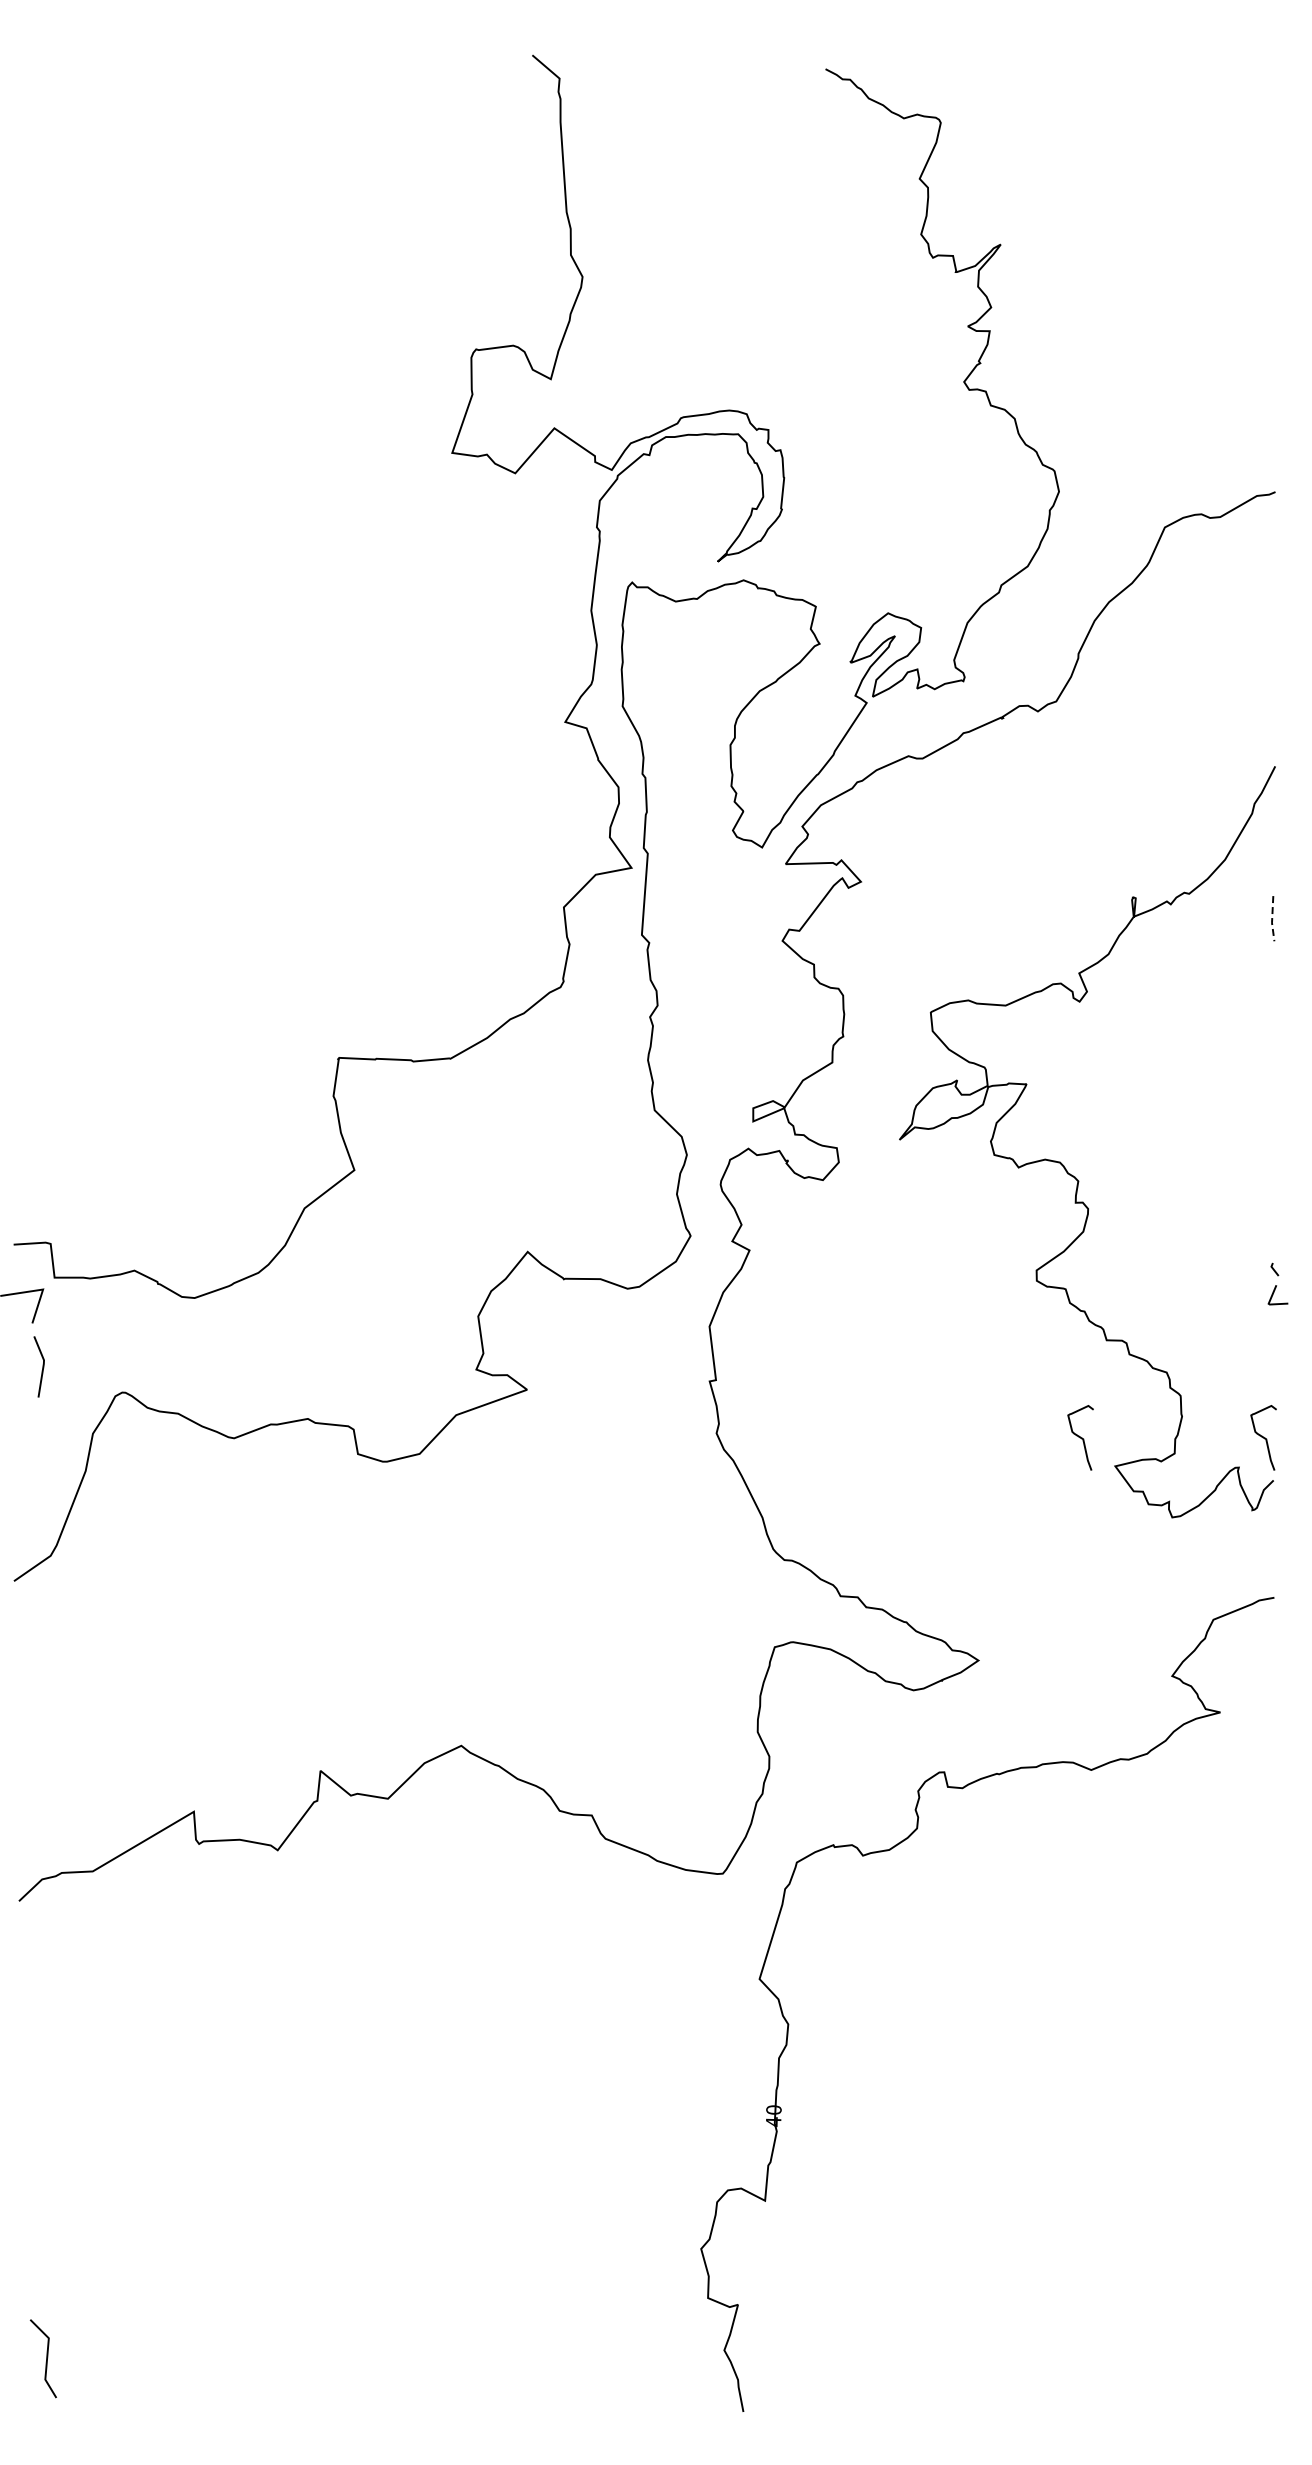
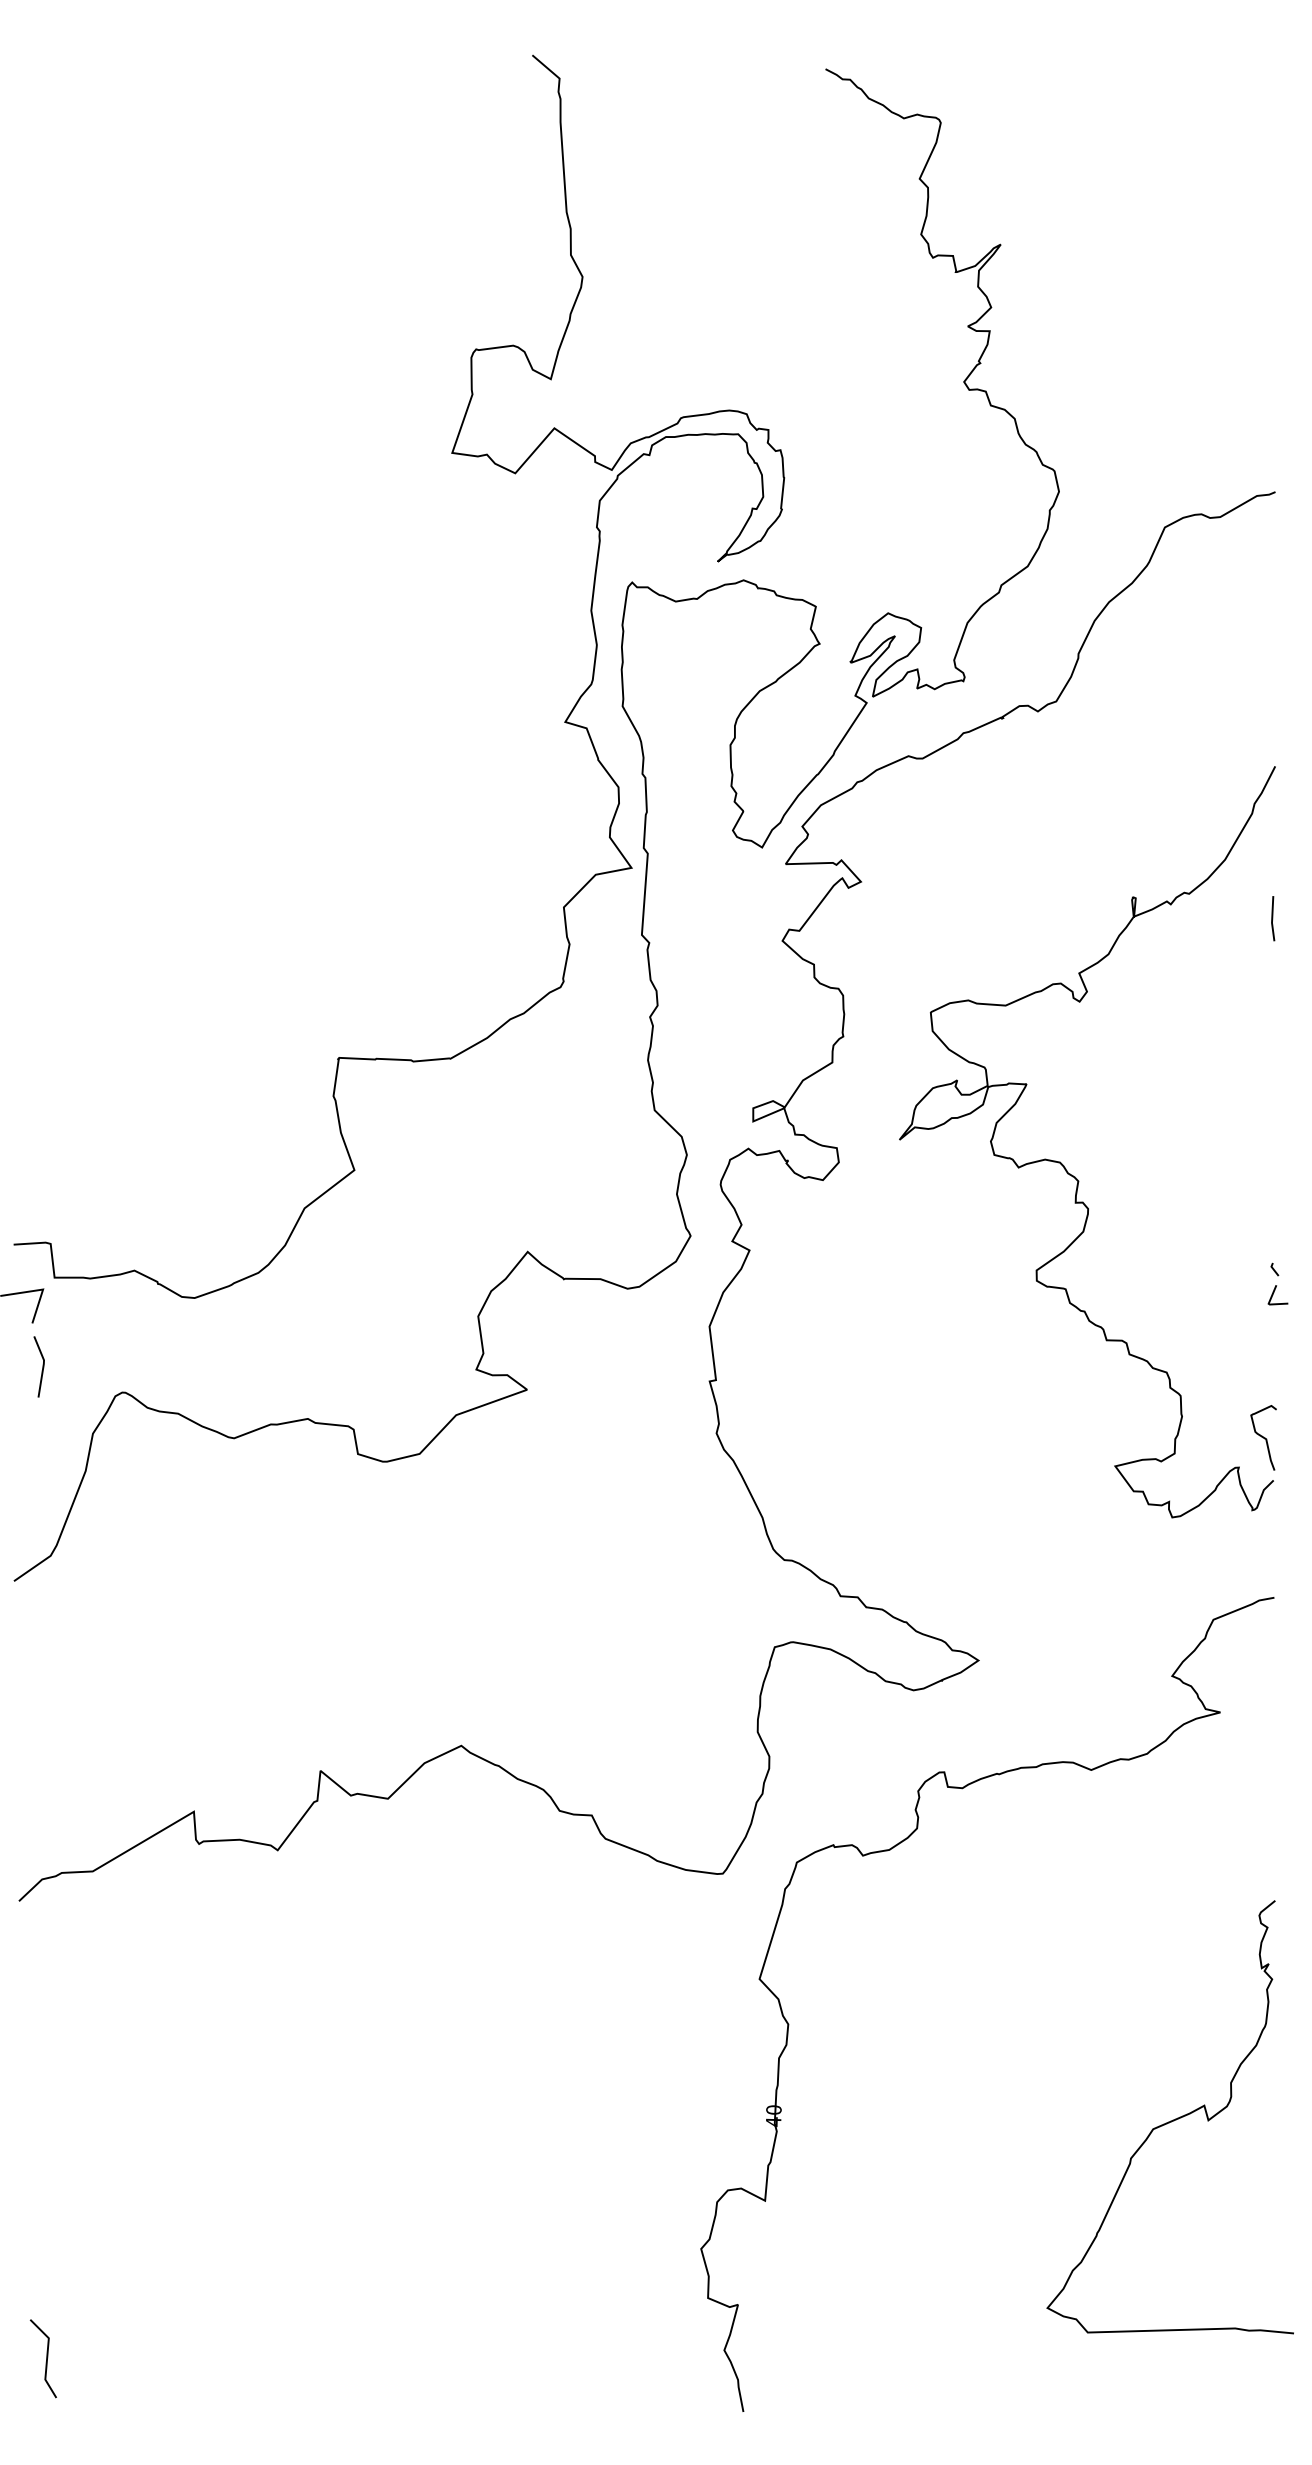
line: dashed -> solid (1272, 919)
curve: present -> none (1080, 1437)
curve: none -> present (1170, 2120)
